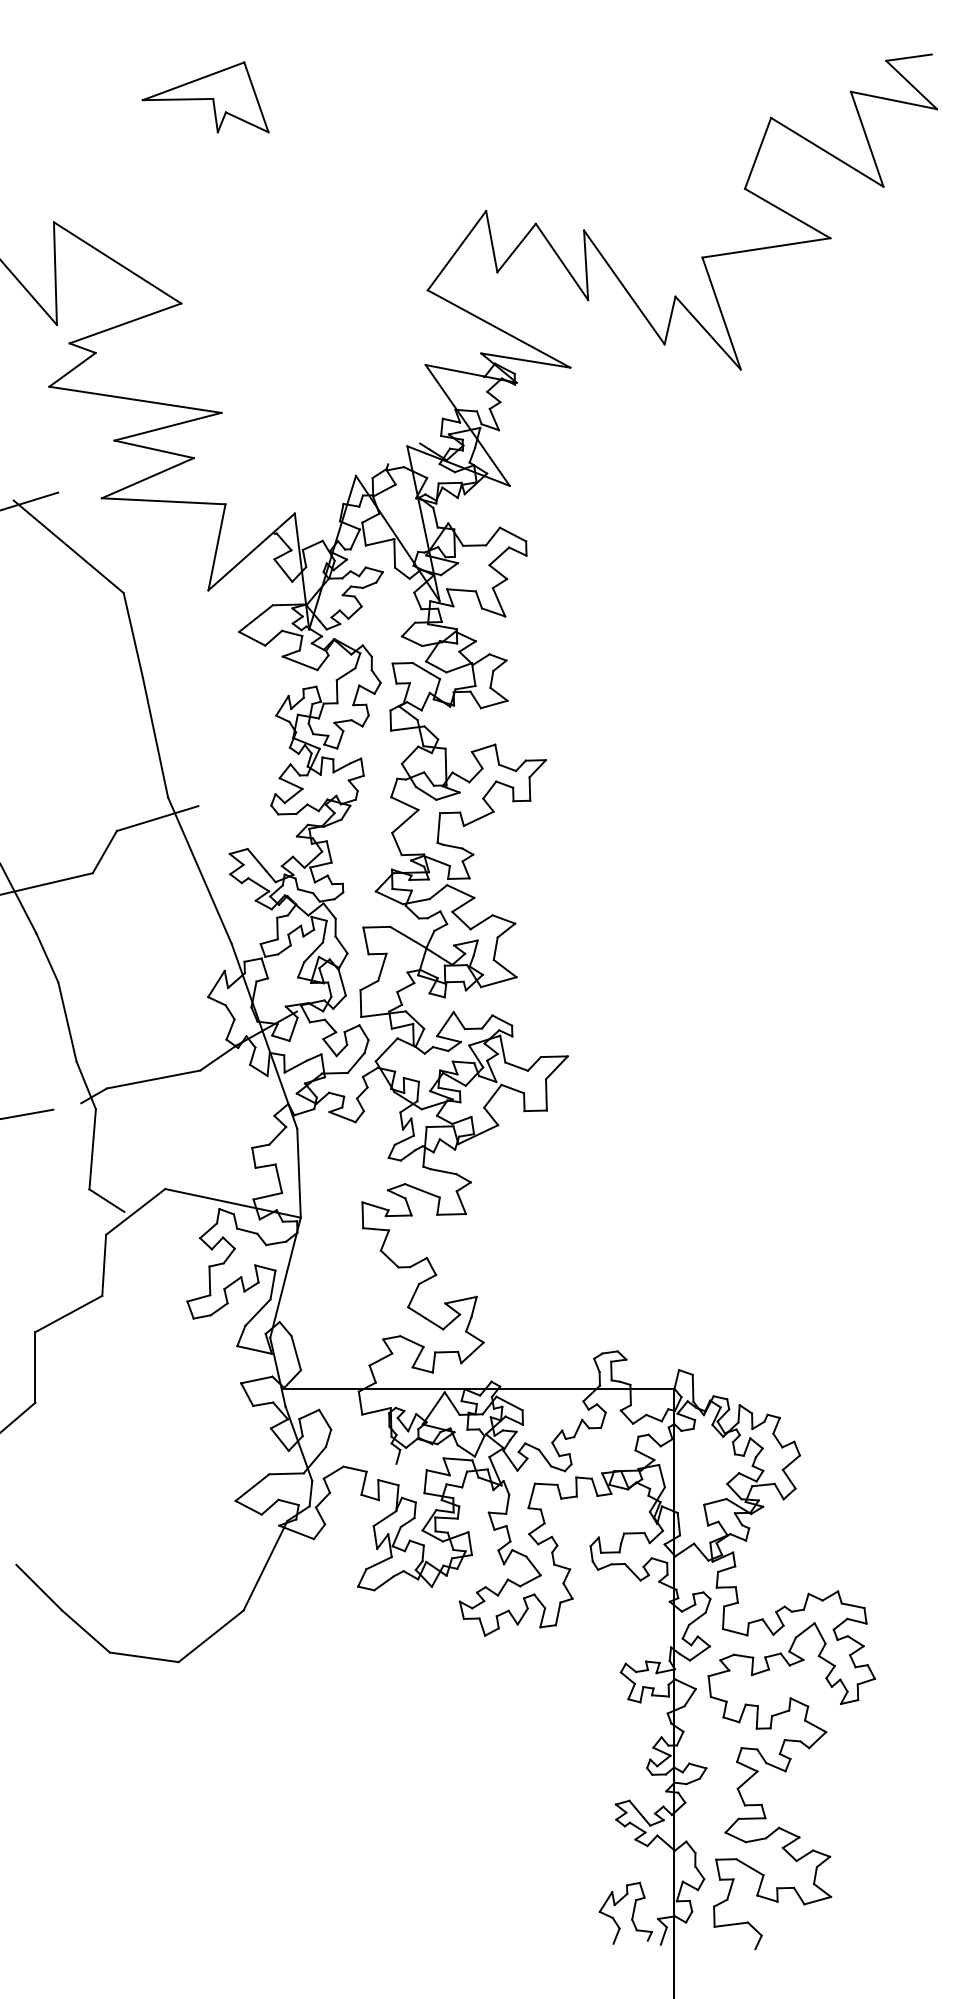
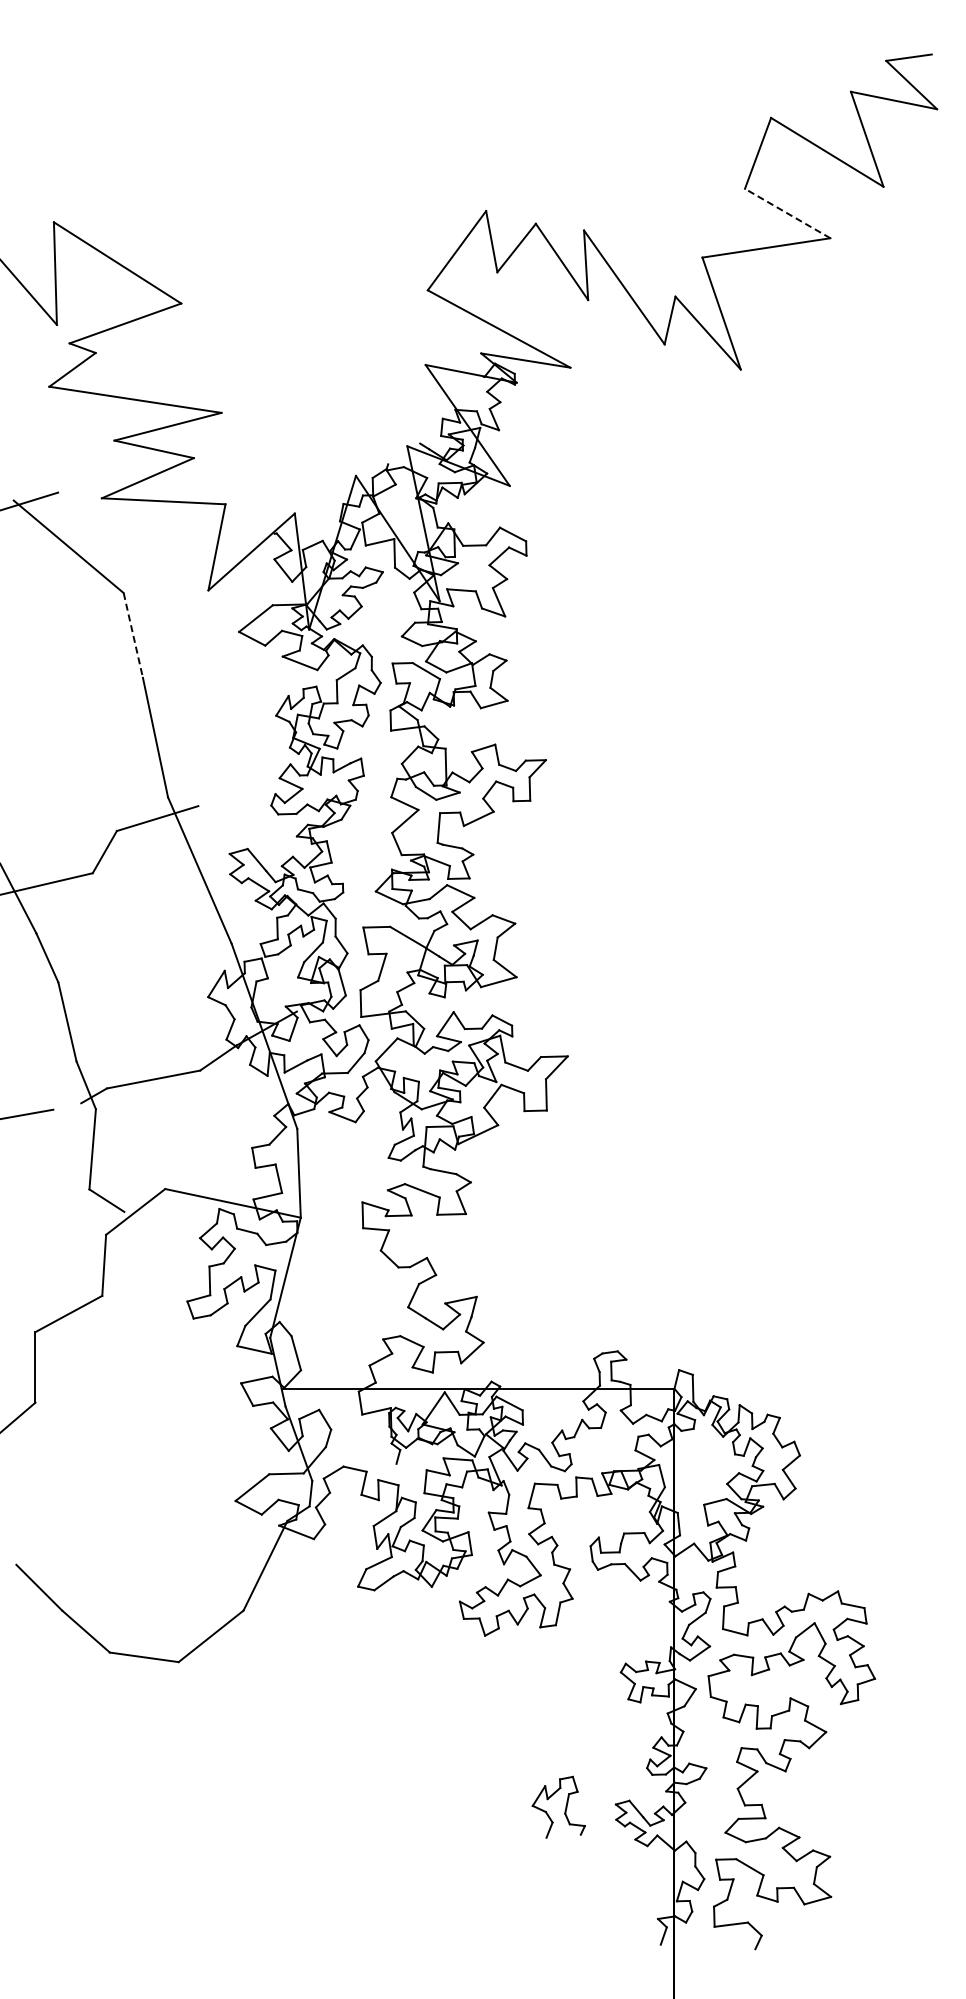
part: present -> none (205, 97)
line: solid -> dashed (787, 213)
line: solid -> dashed (133, 635)
part position: (632, 1912) -> (565, 1806) (565, 1806)
